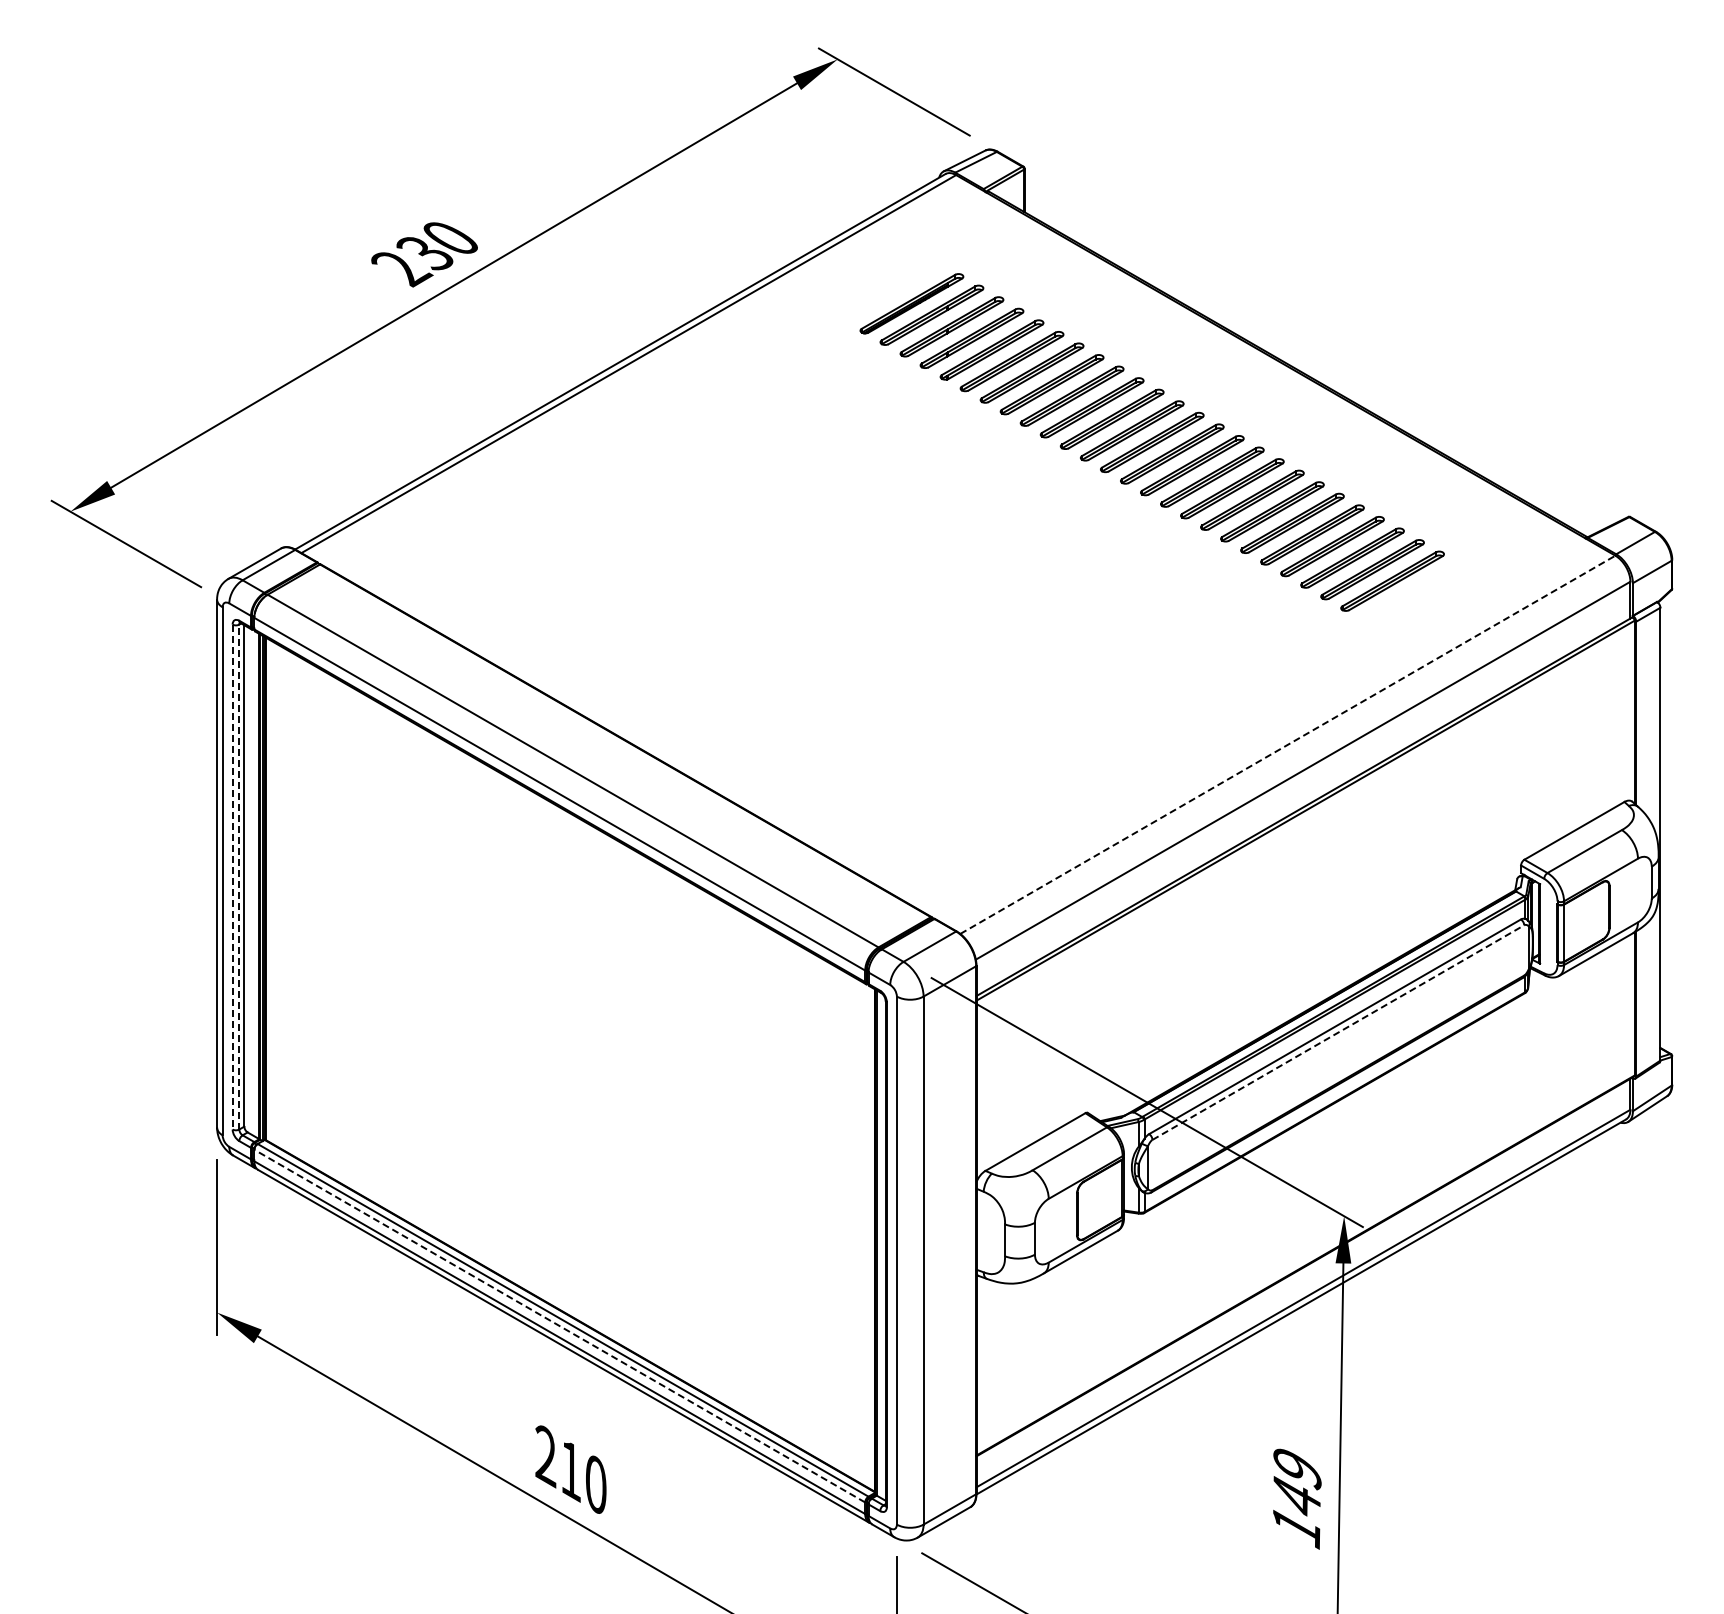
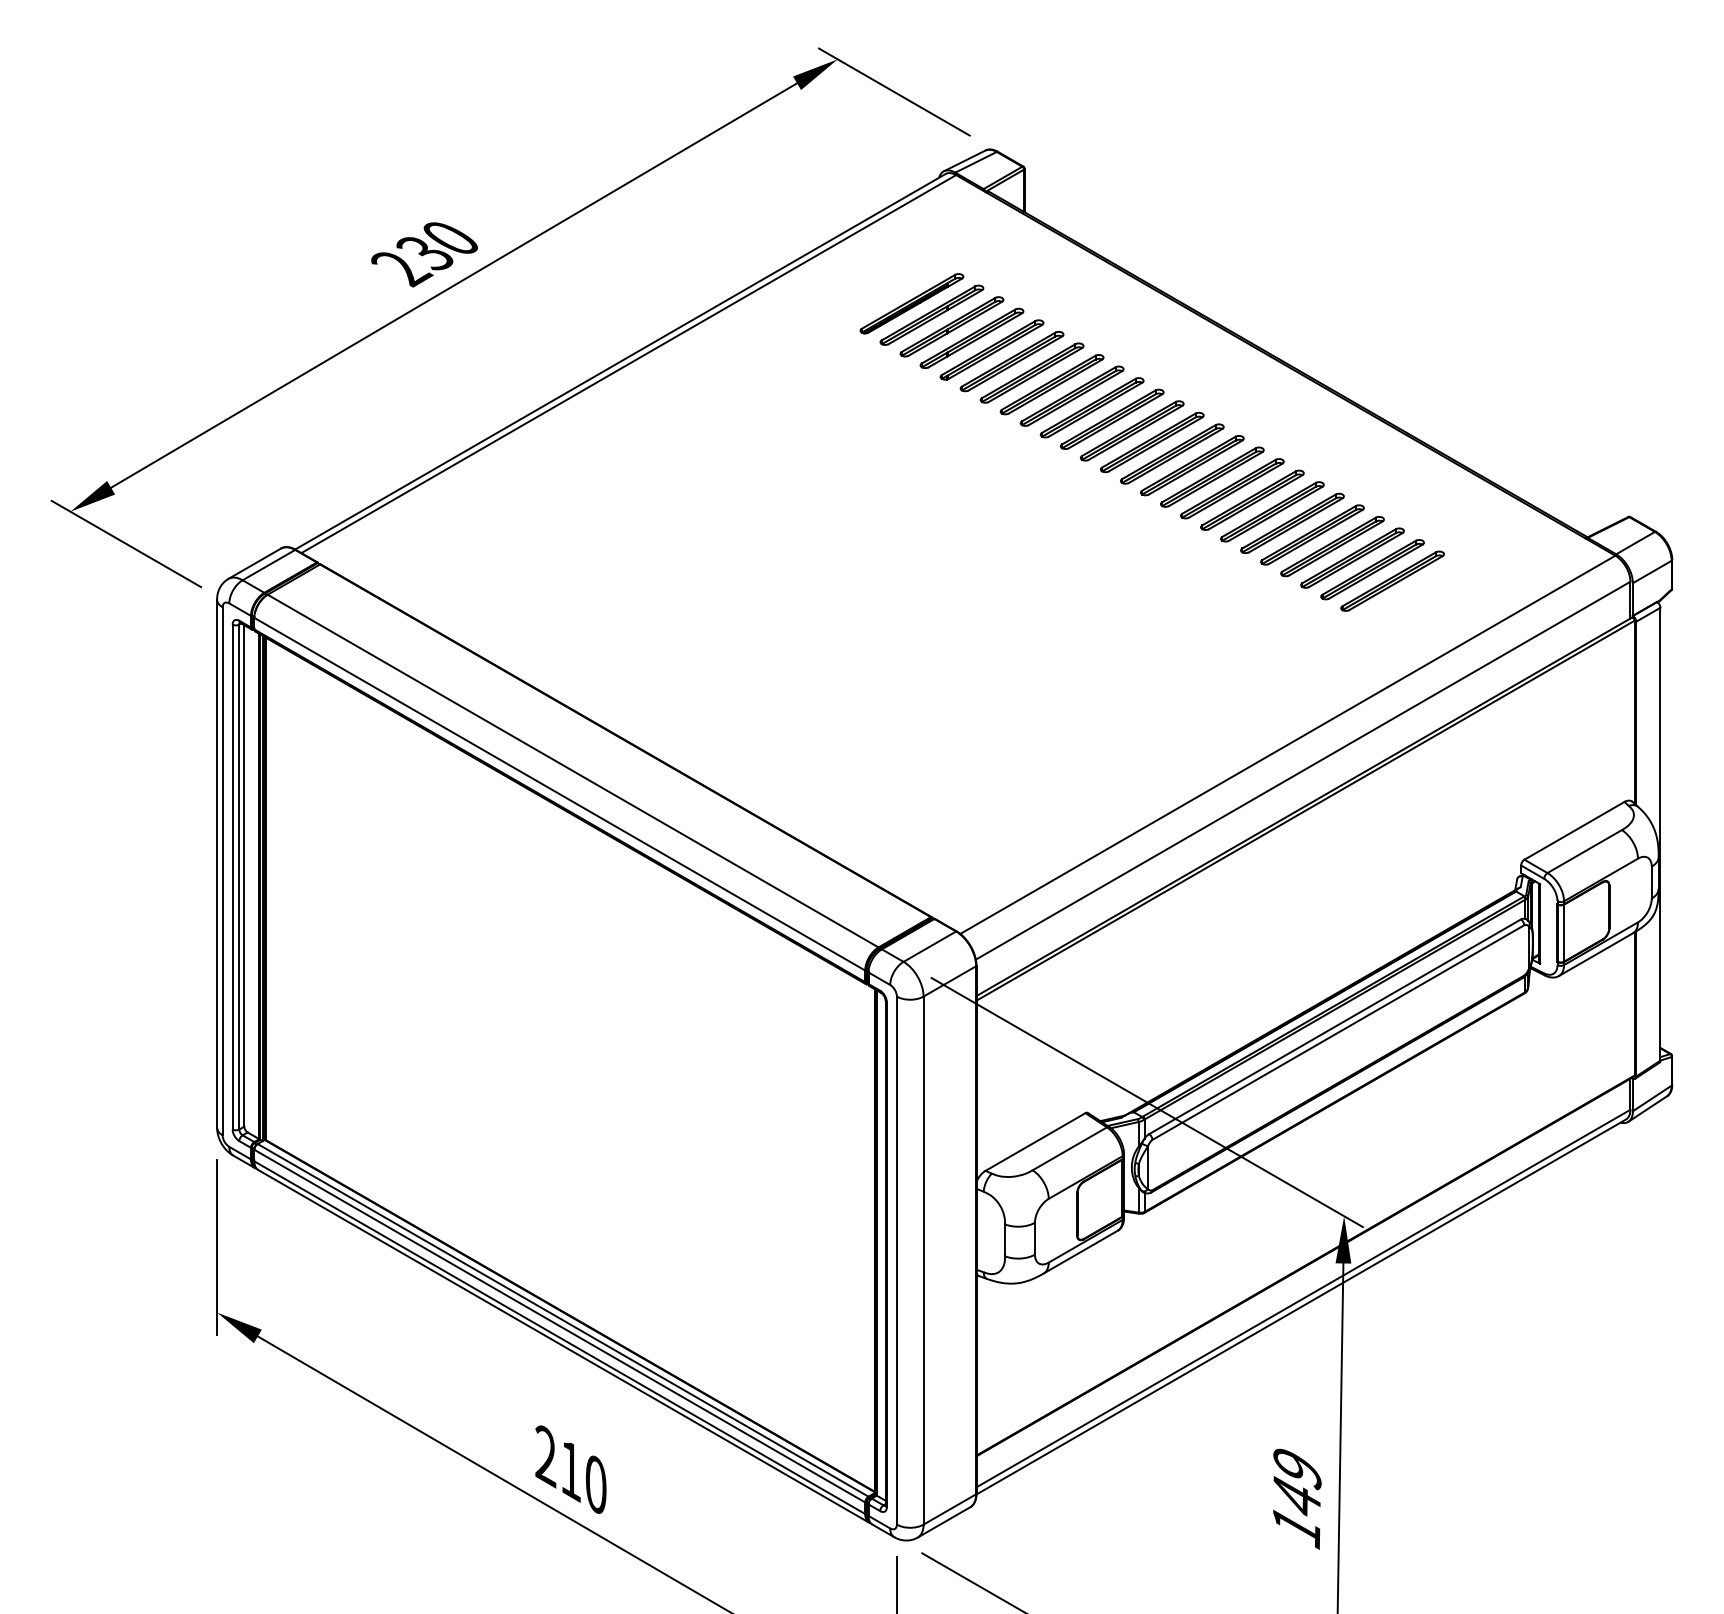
line: dashed -> solid (1288, 744)
line: dashed -> solid (239, 876)
line: dashed -> solid (232, 877)
line: dashed -> solid (1338, 1032)
line: dashed -> solid (559, 1326)
